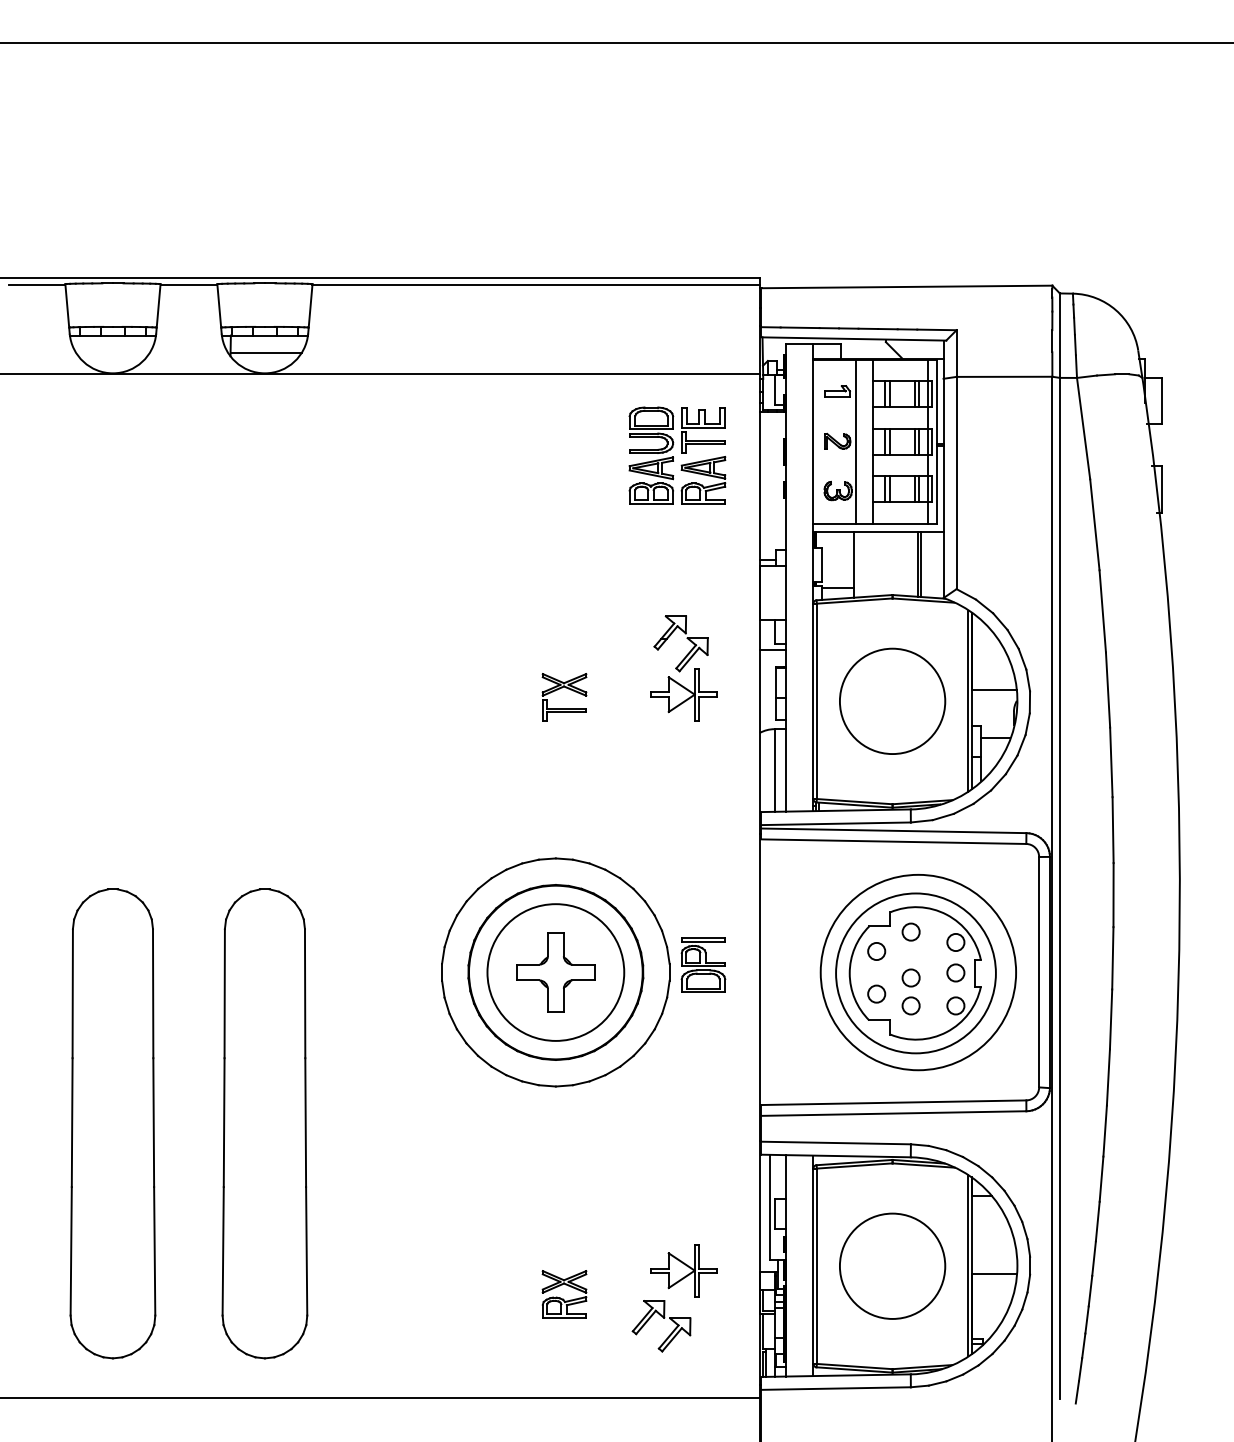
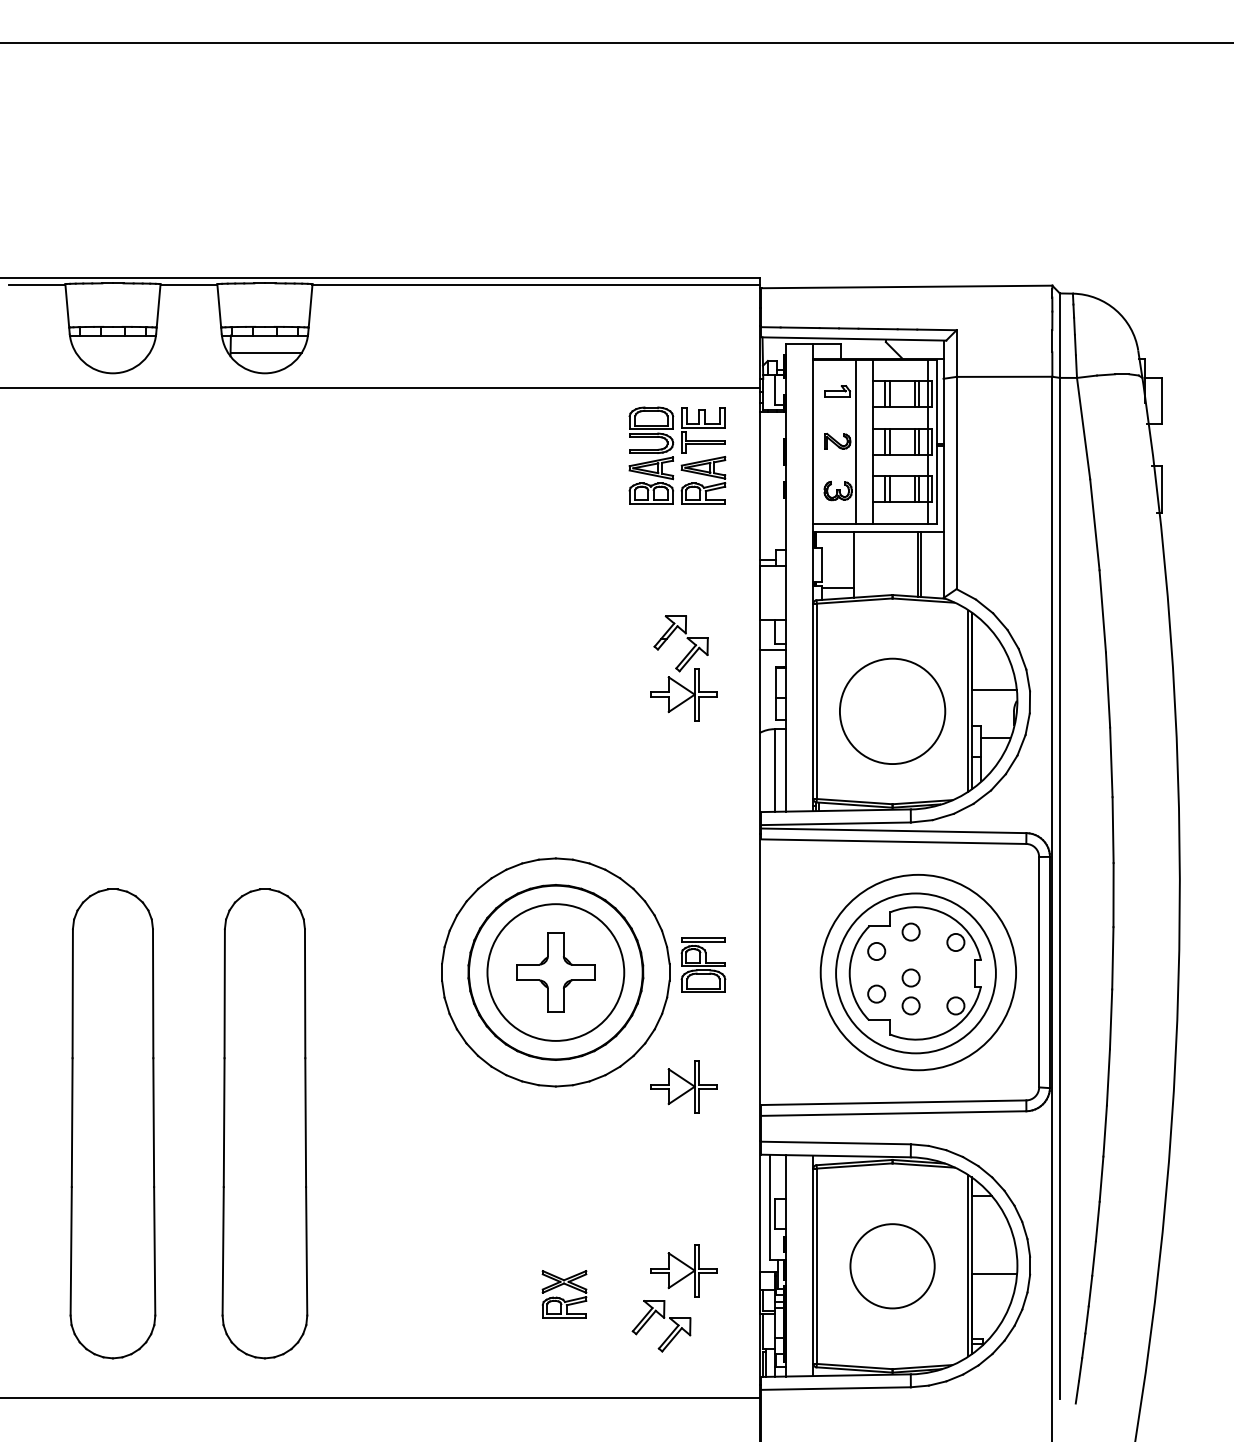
line position: (380, 373) -> (380, 387) (380, 387)
part: present -> none (568, 689)
circle position: (892, 700) -> (892, 710) (892, 710)
circle: present -> none (955, 972)
part: none -> present (683, 1086)
circle diameter: 105 px -> 84 px (892, 1266)
